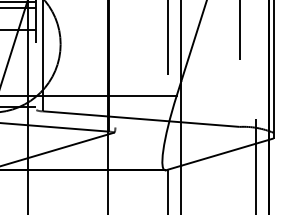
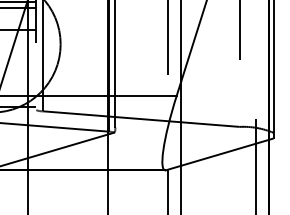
line: none -> present (115, 64)
